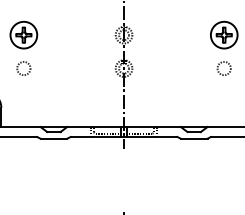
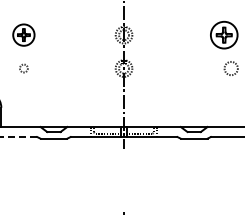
part size: 30x30 px -> 24x24 px (23, 34)
circle size: 16x15 px -> 10x11 px (23, 68)
circle position: (223, 68) -> (230, 68) (230, 68)
line: solid -> dashed (18, 137)
